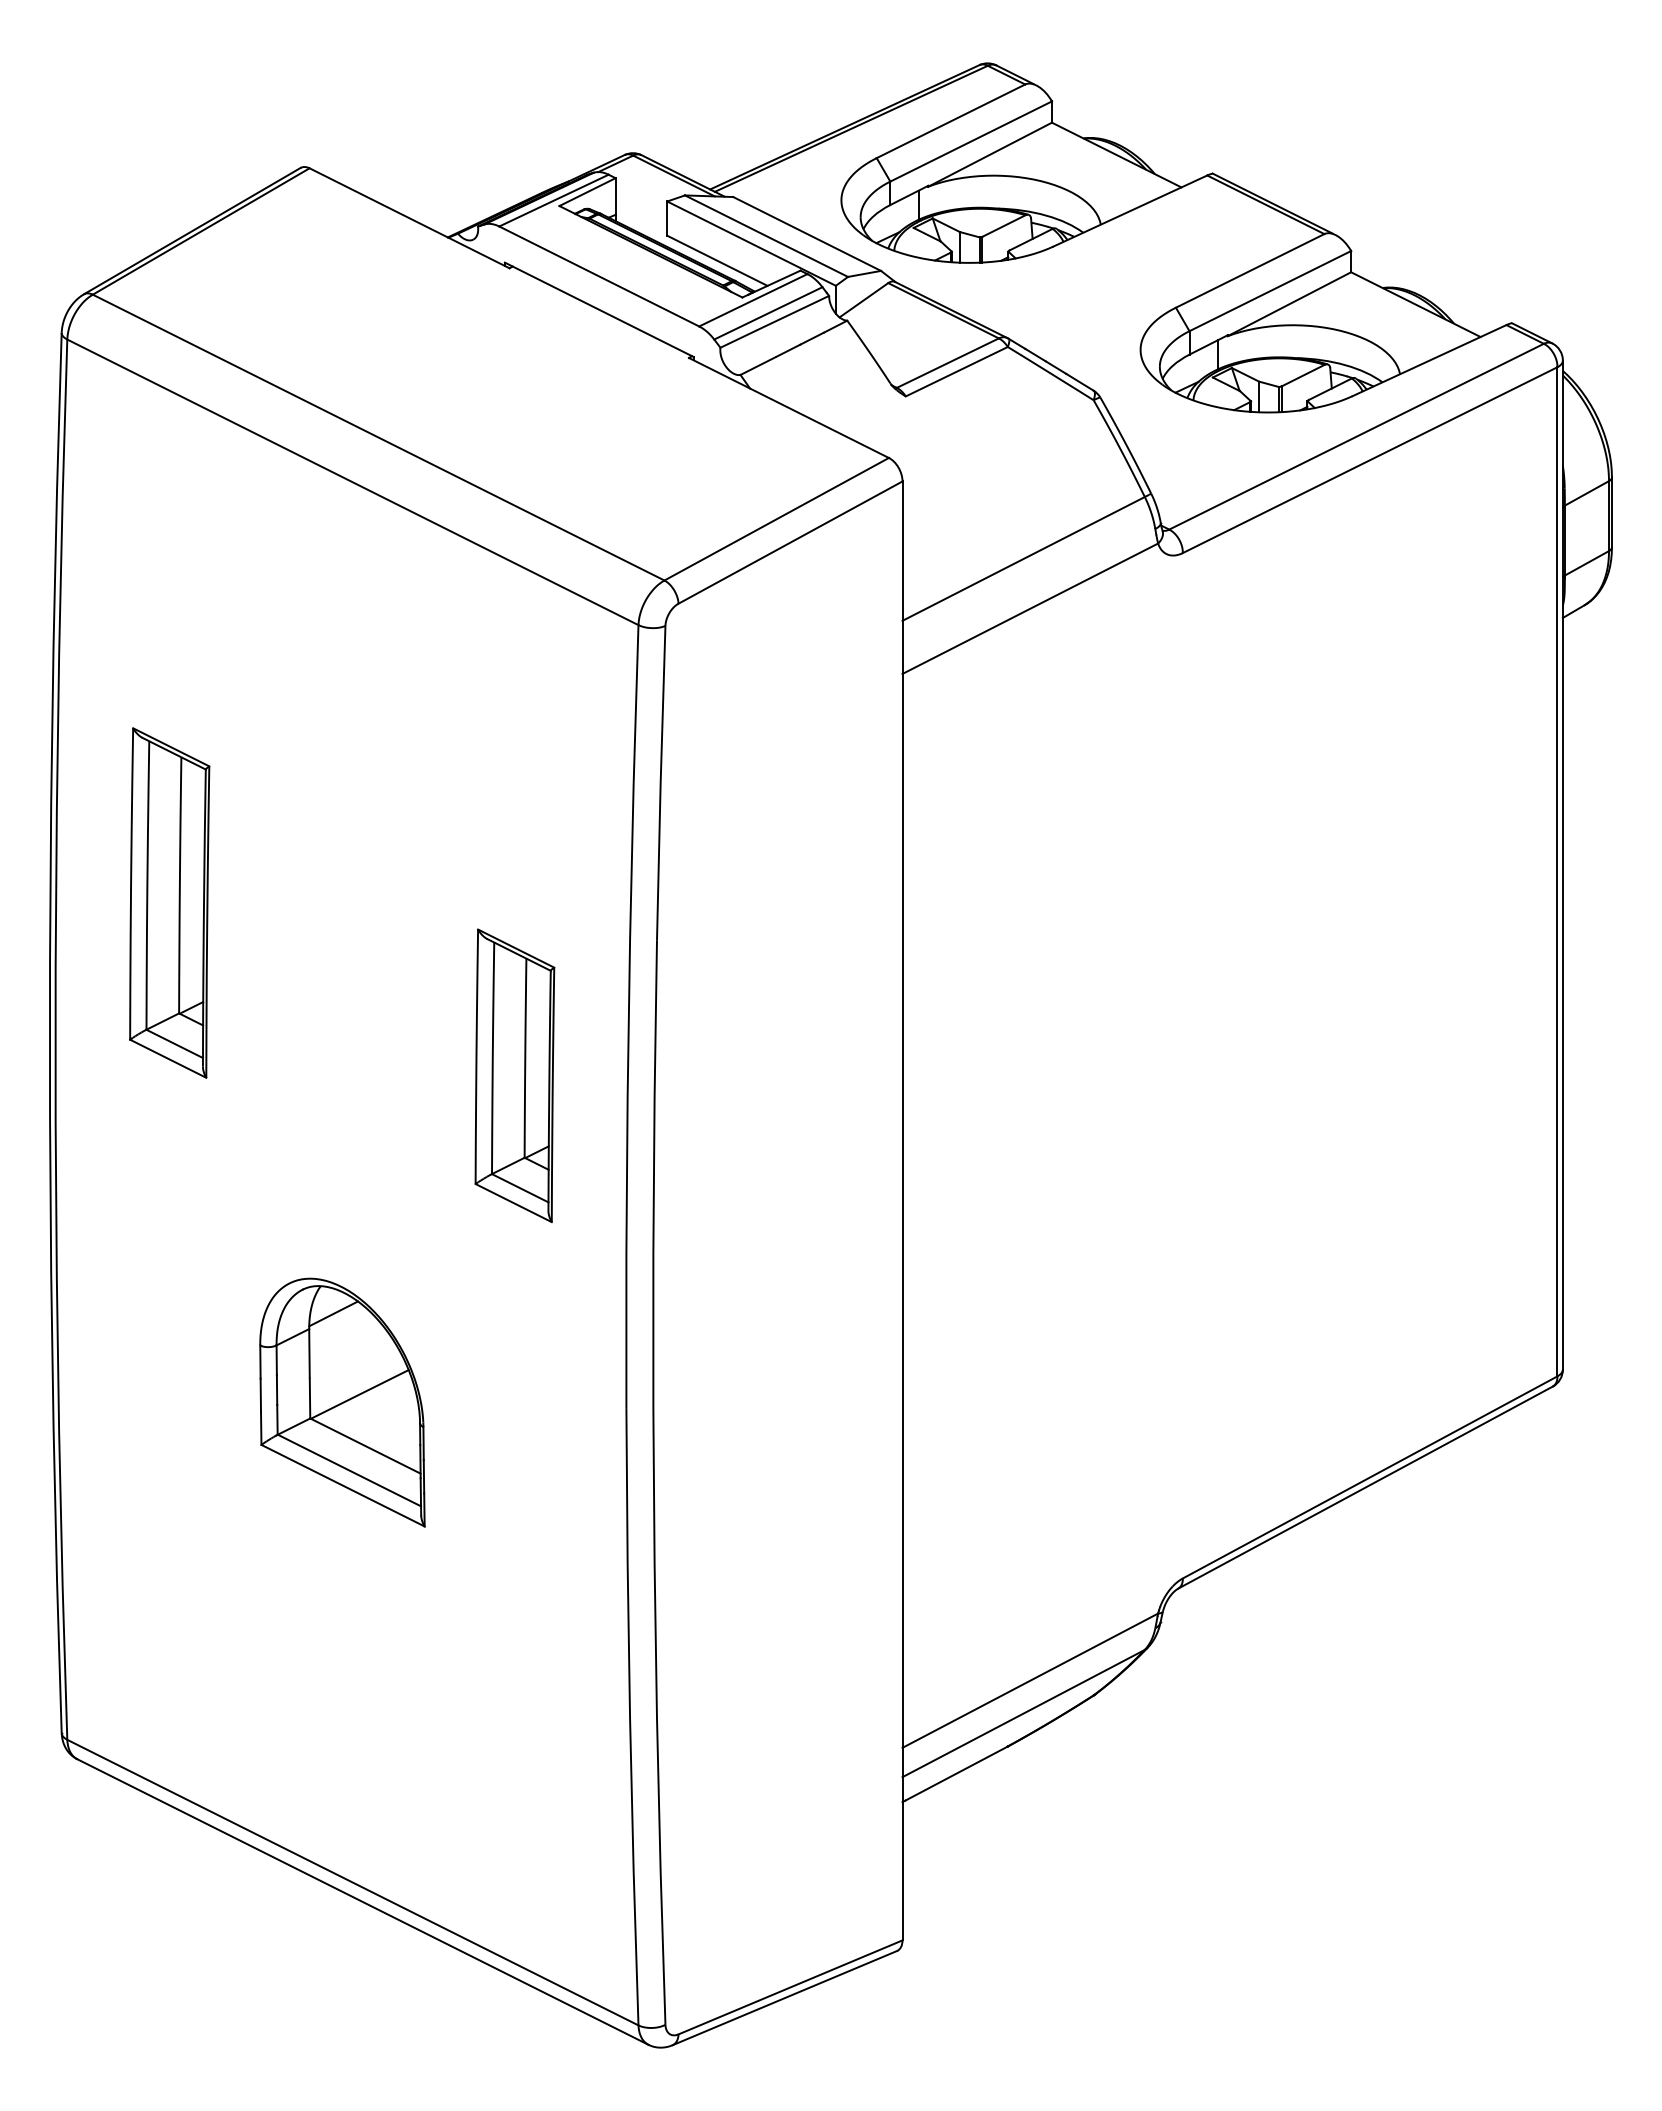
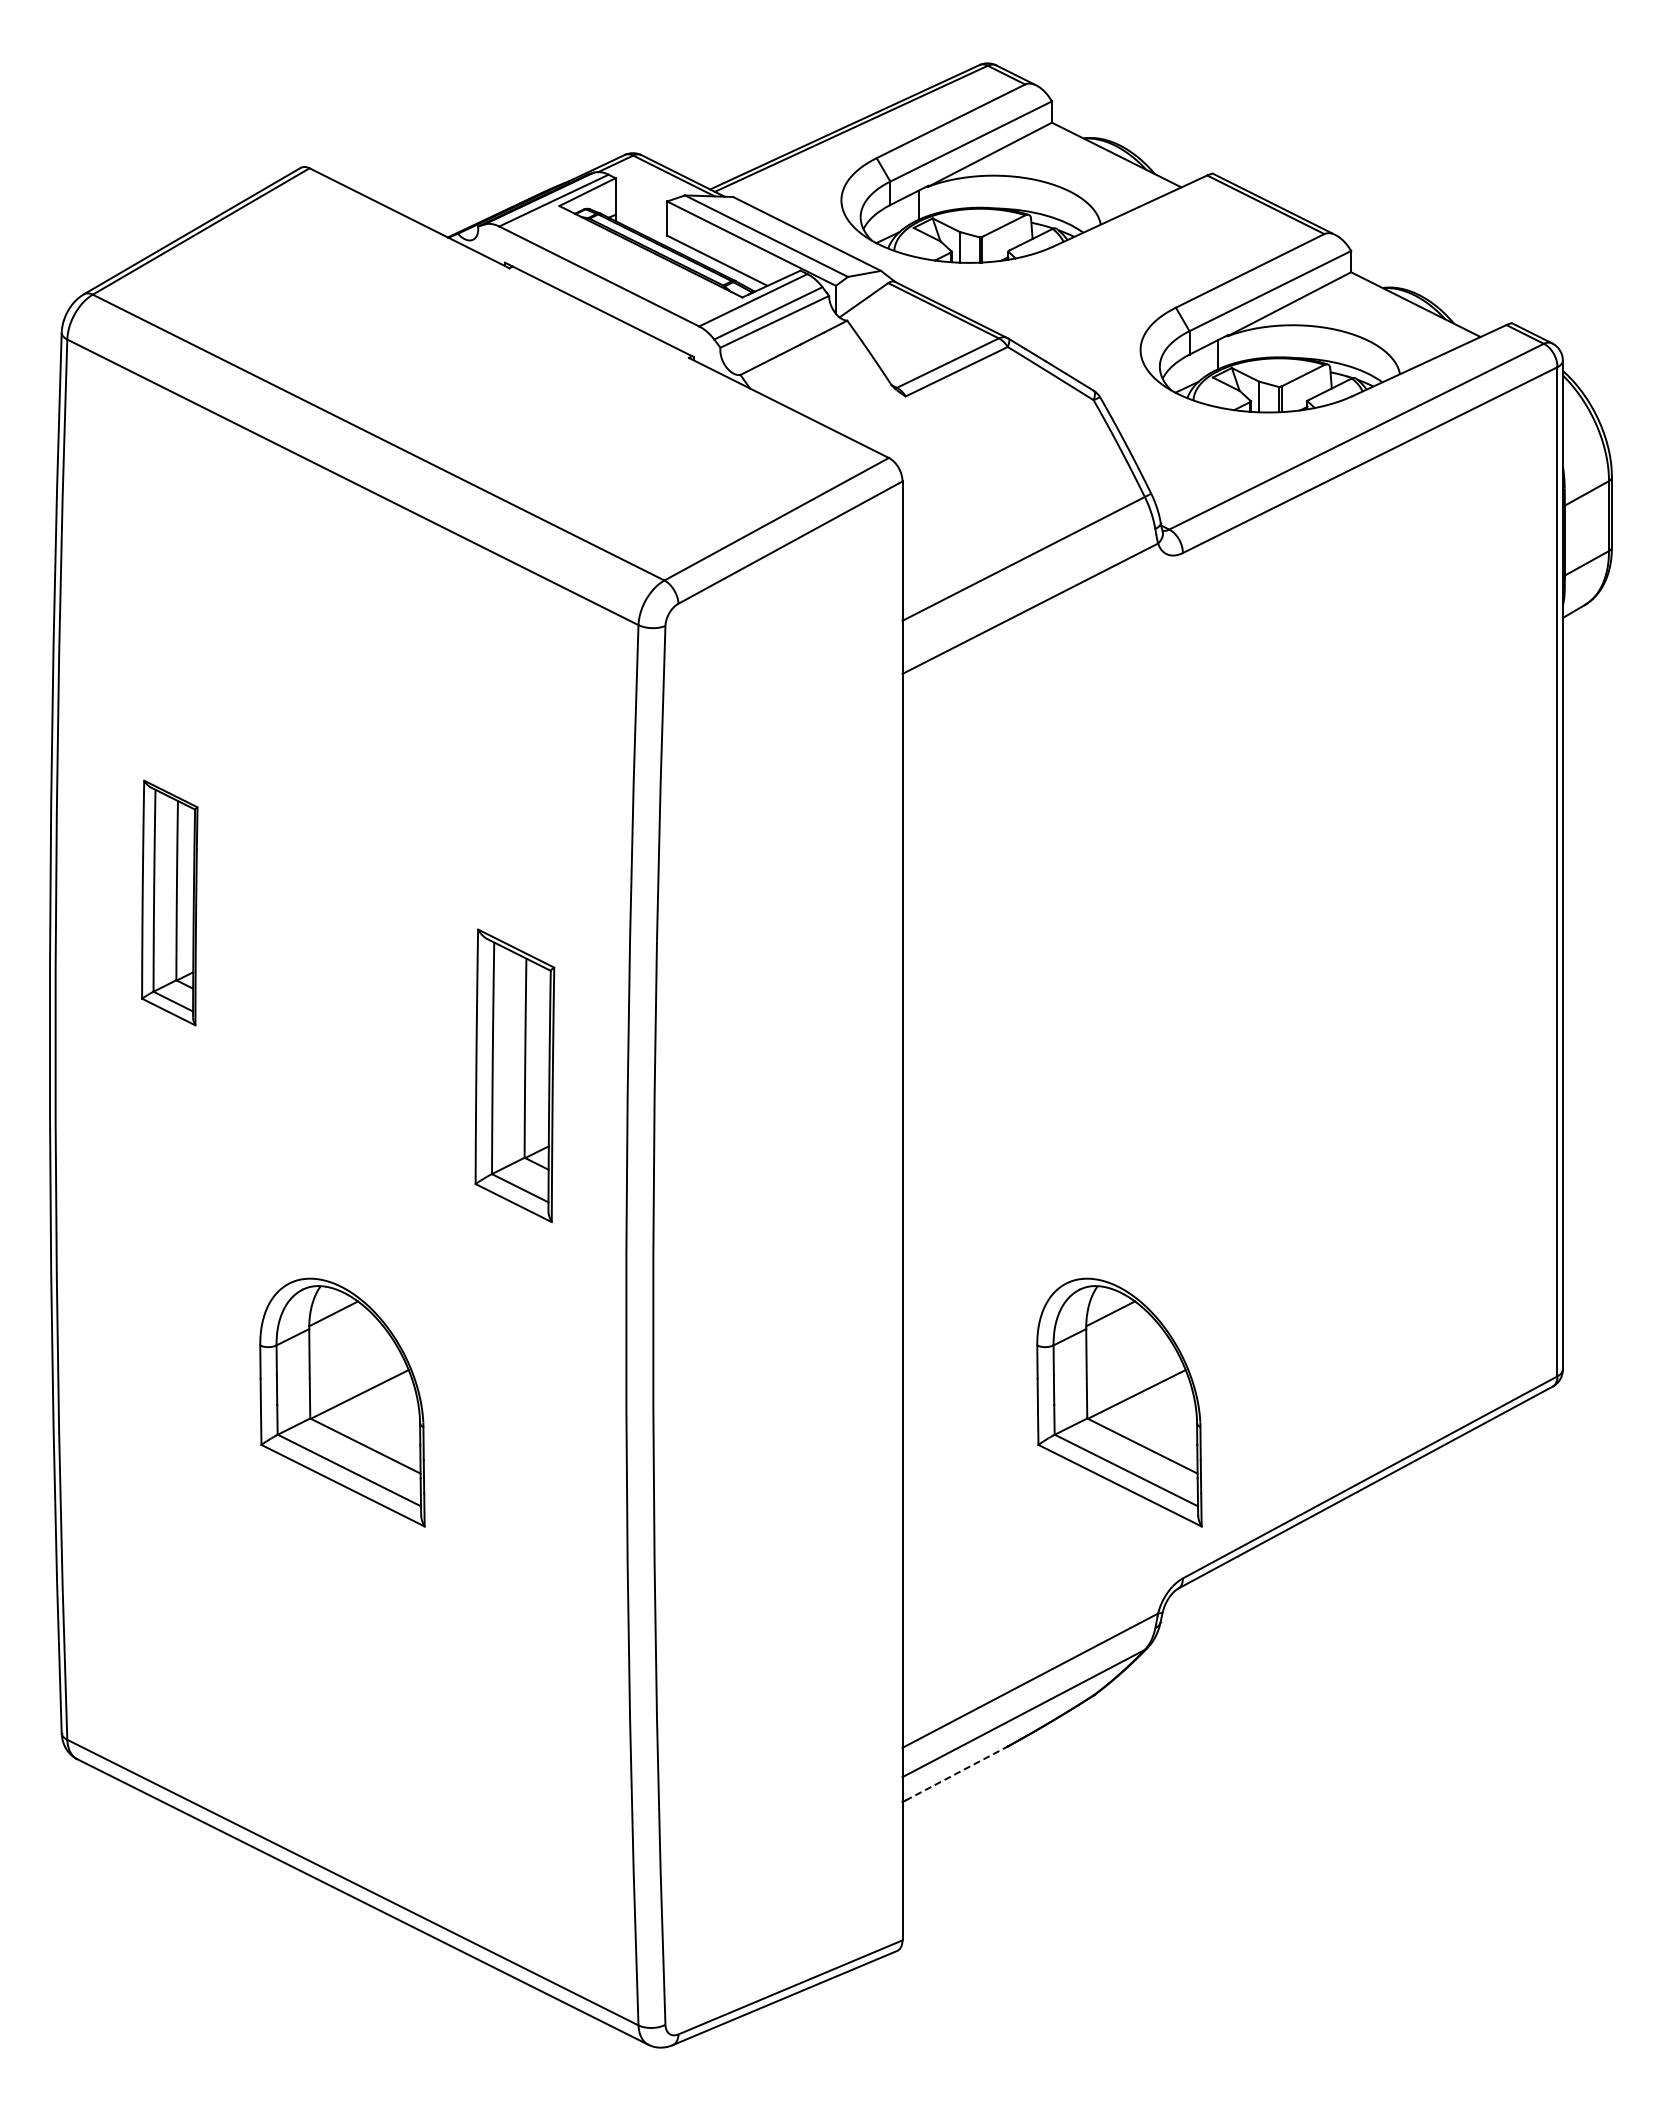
part size: 82x352 px -> 58x248 px (169, 902)
part: none -> present (1119, 1402)
line: solid -> dashed (956, 1773)
